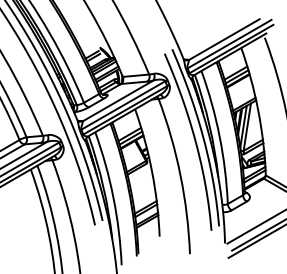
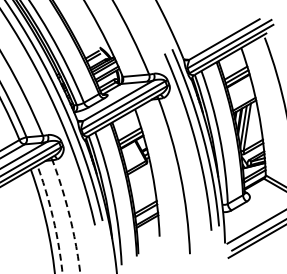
arc: solid -> dashed (69, 216)
arc: solid -> dashed (53, 218)
